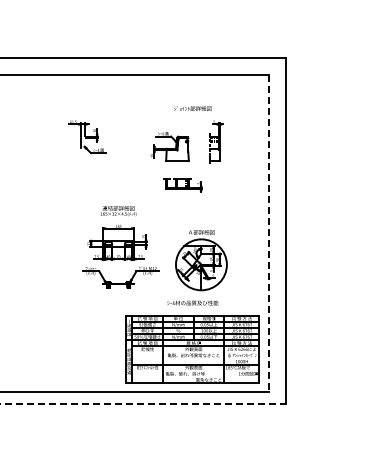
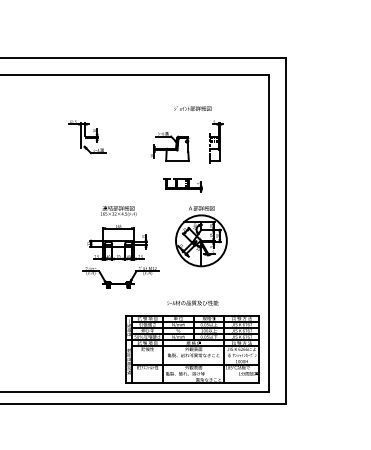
line: dashed -> solid (268, 233)
part position: (201, 260) -> (201, 236) (201, 236)
line: dashed -> solid (143, 403)
